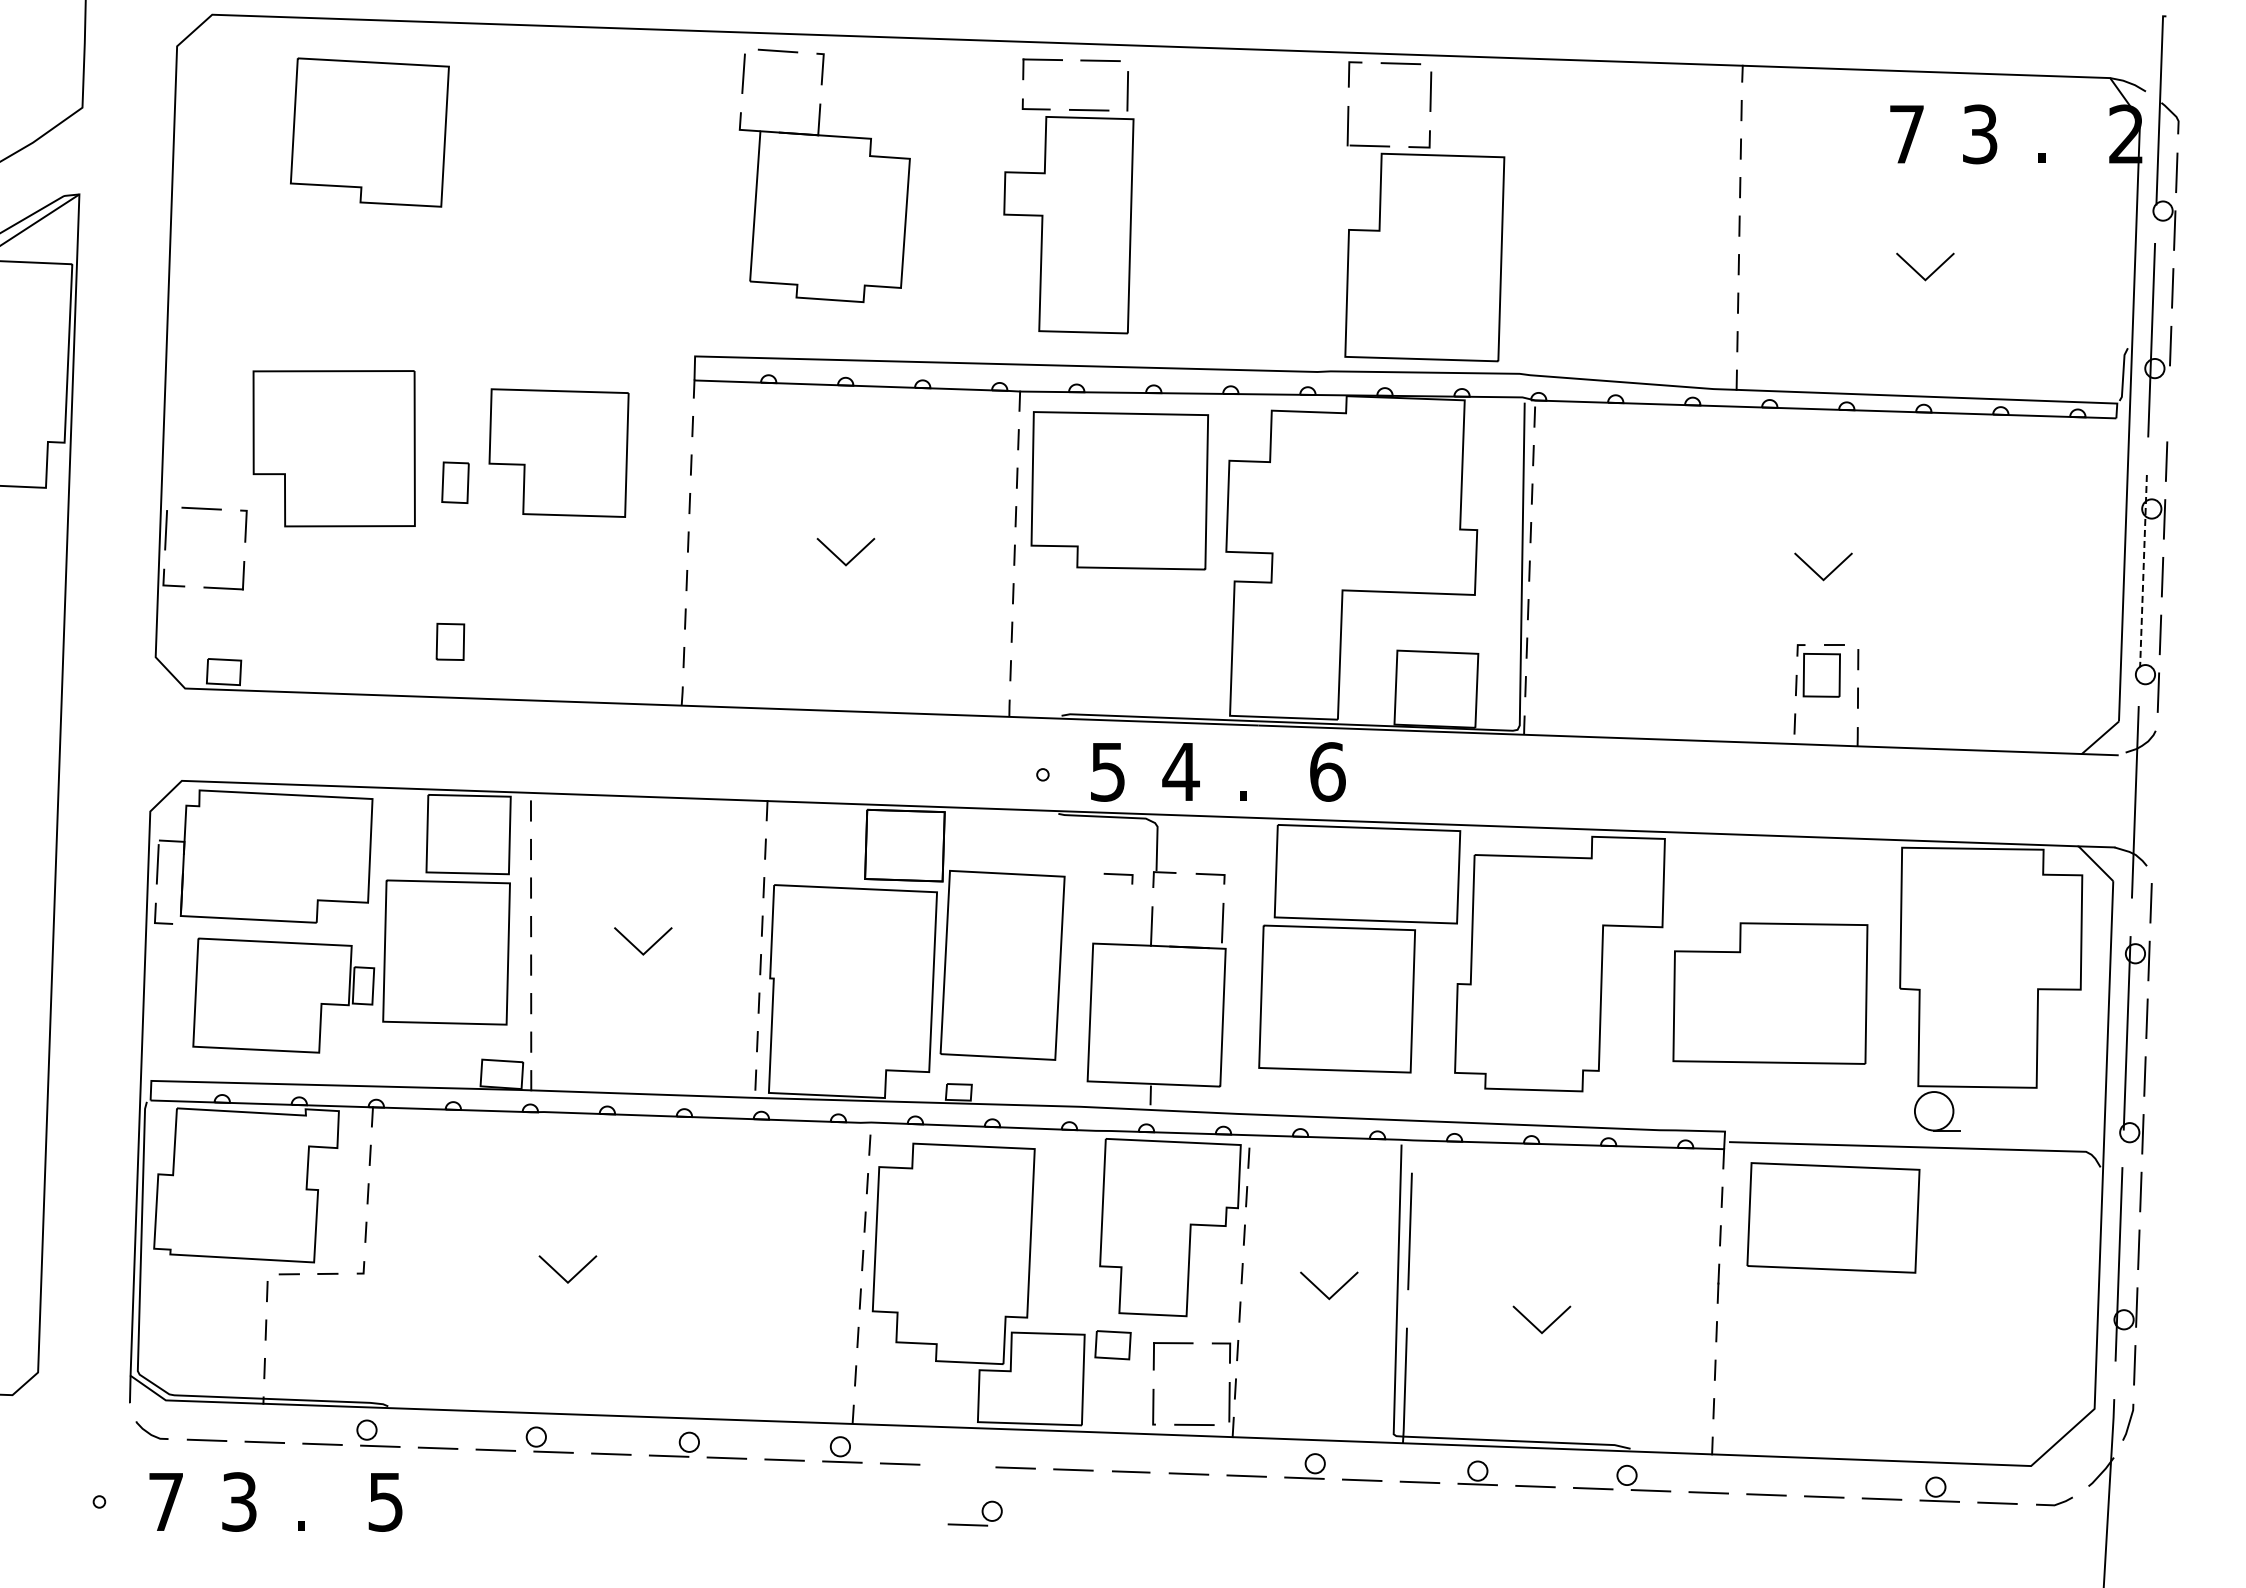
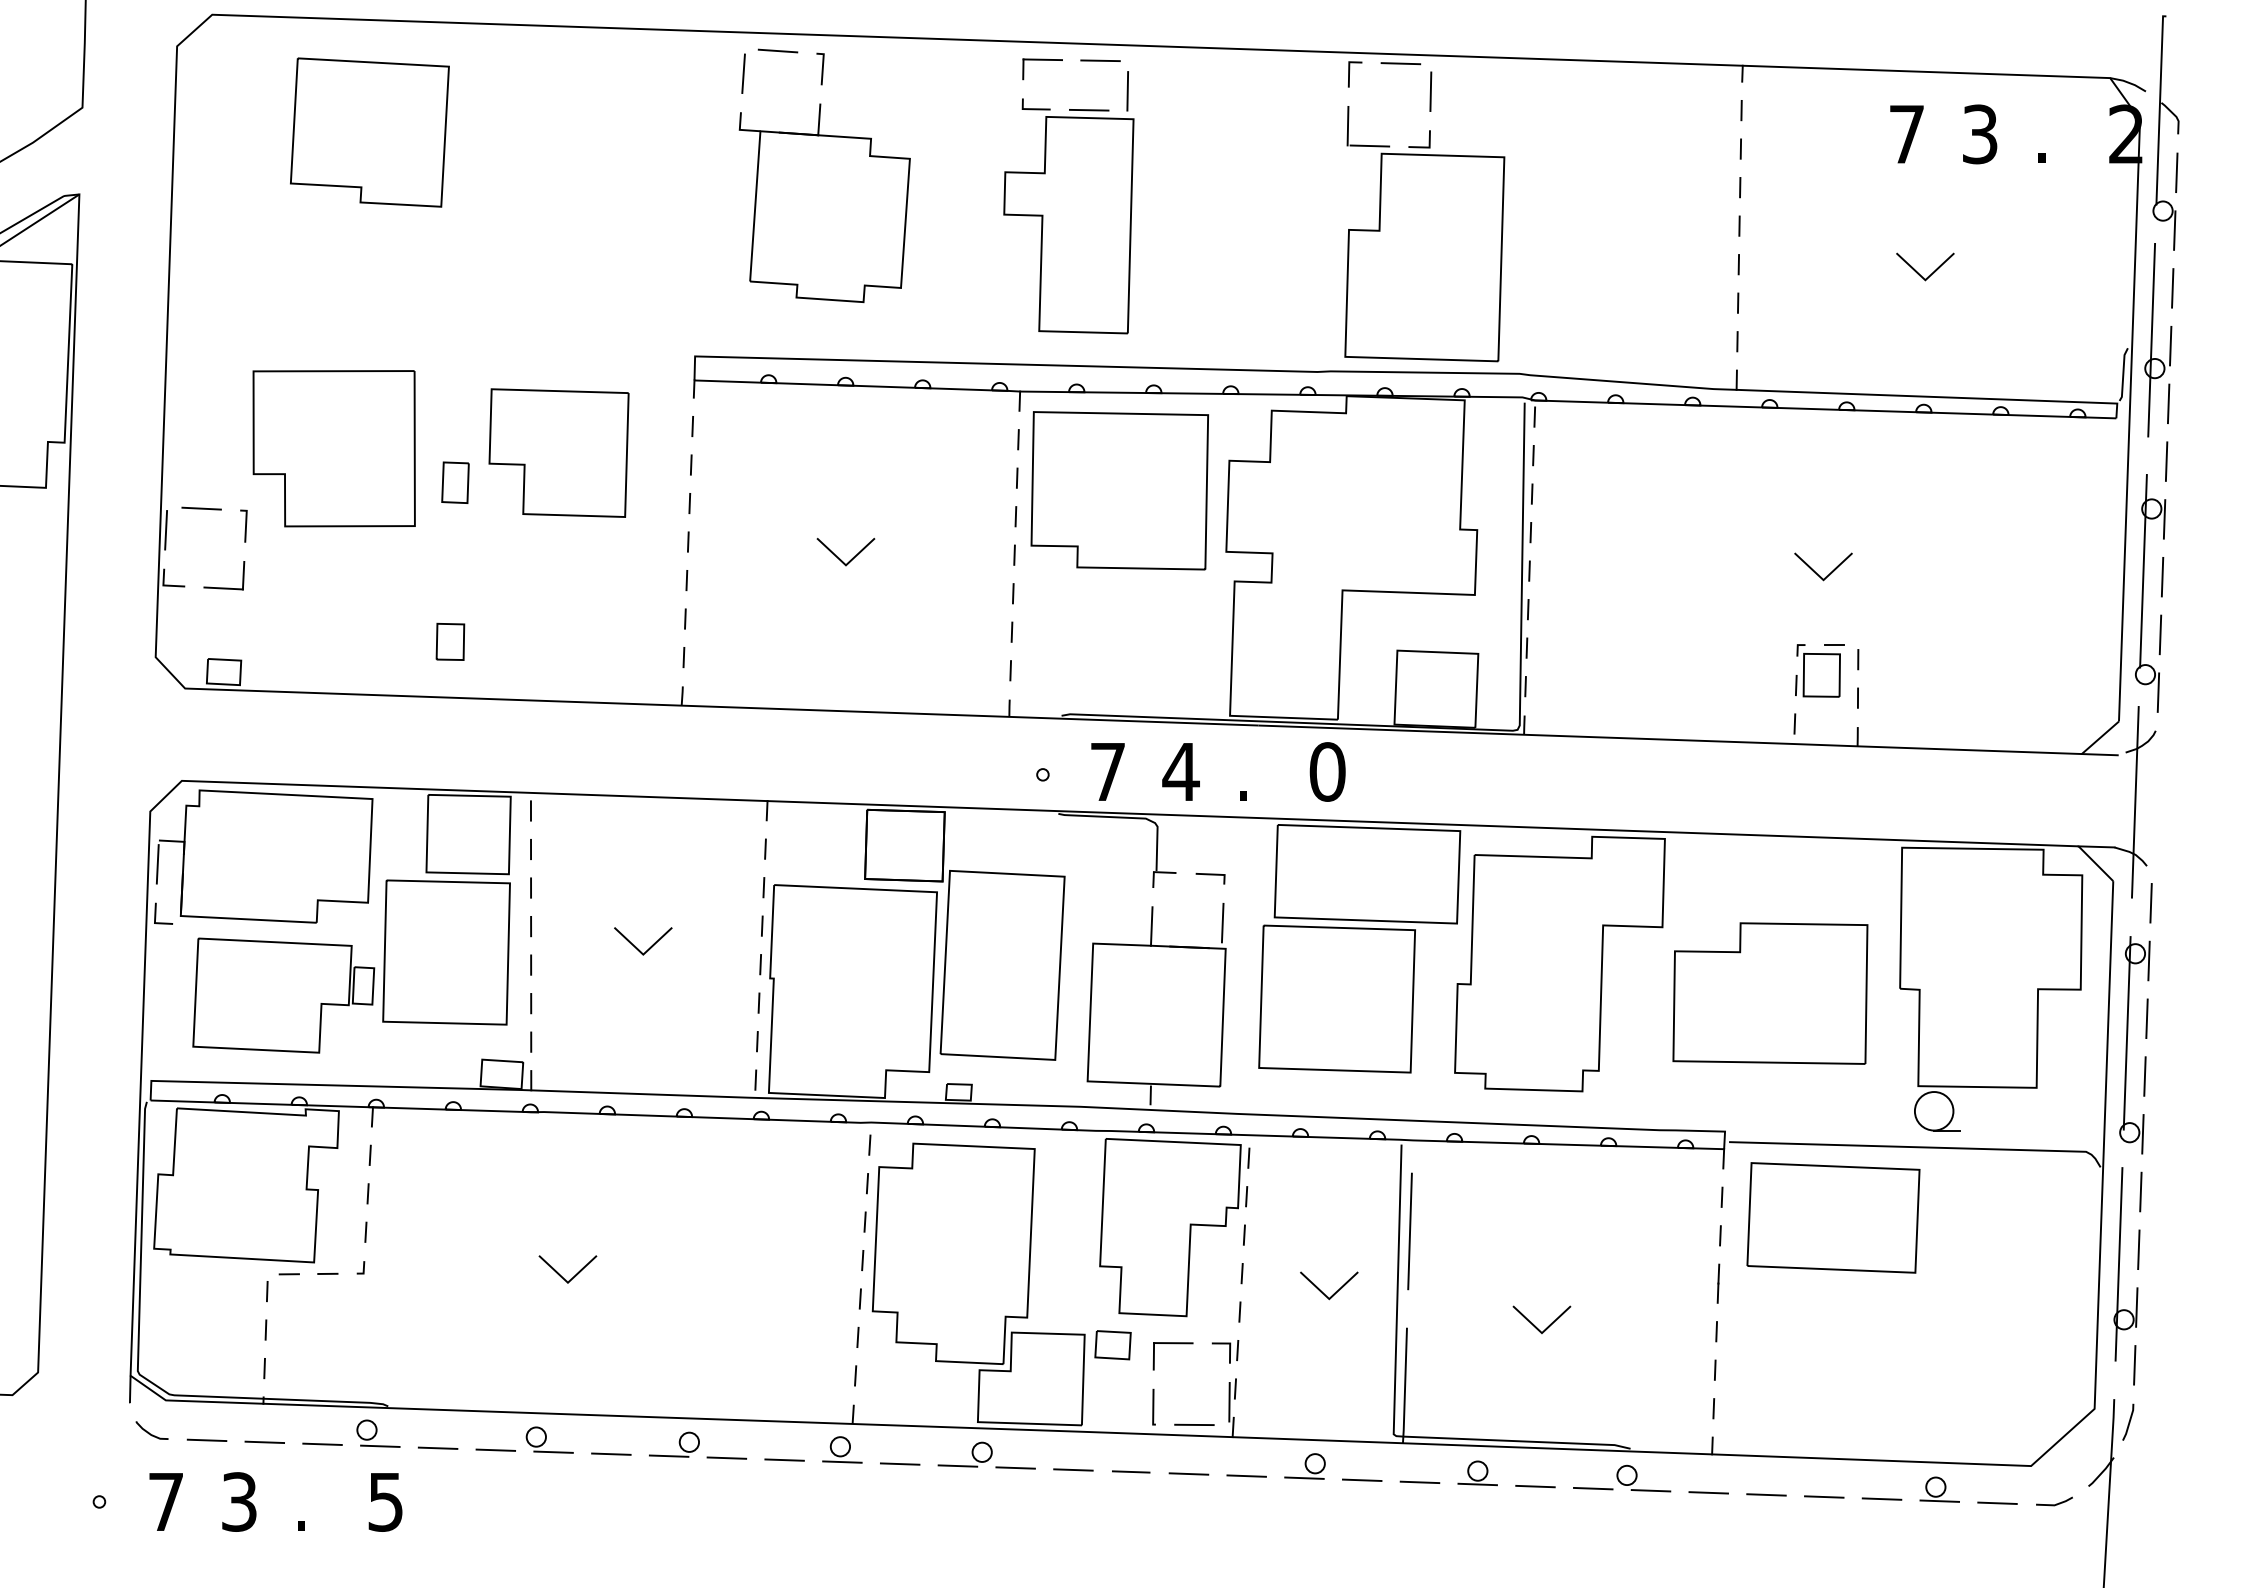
line: none -> present (2168, 403)
line: dashed -> solid (2143, 571)
text: 6 -> 0 (1327, 771)
text: 5 -> 7 (1107, 772)
line: present -> none (1118, 875)
part position: (981, 1512) -> (971, 1453) (971, 1453)
